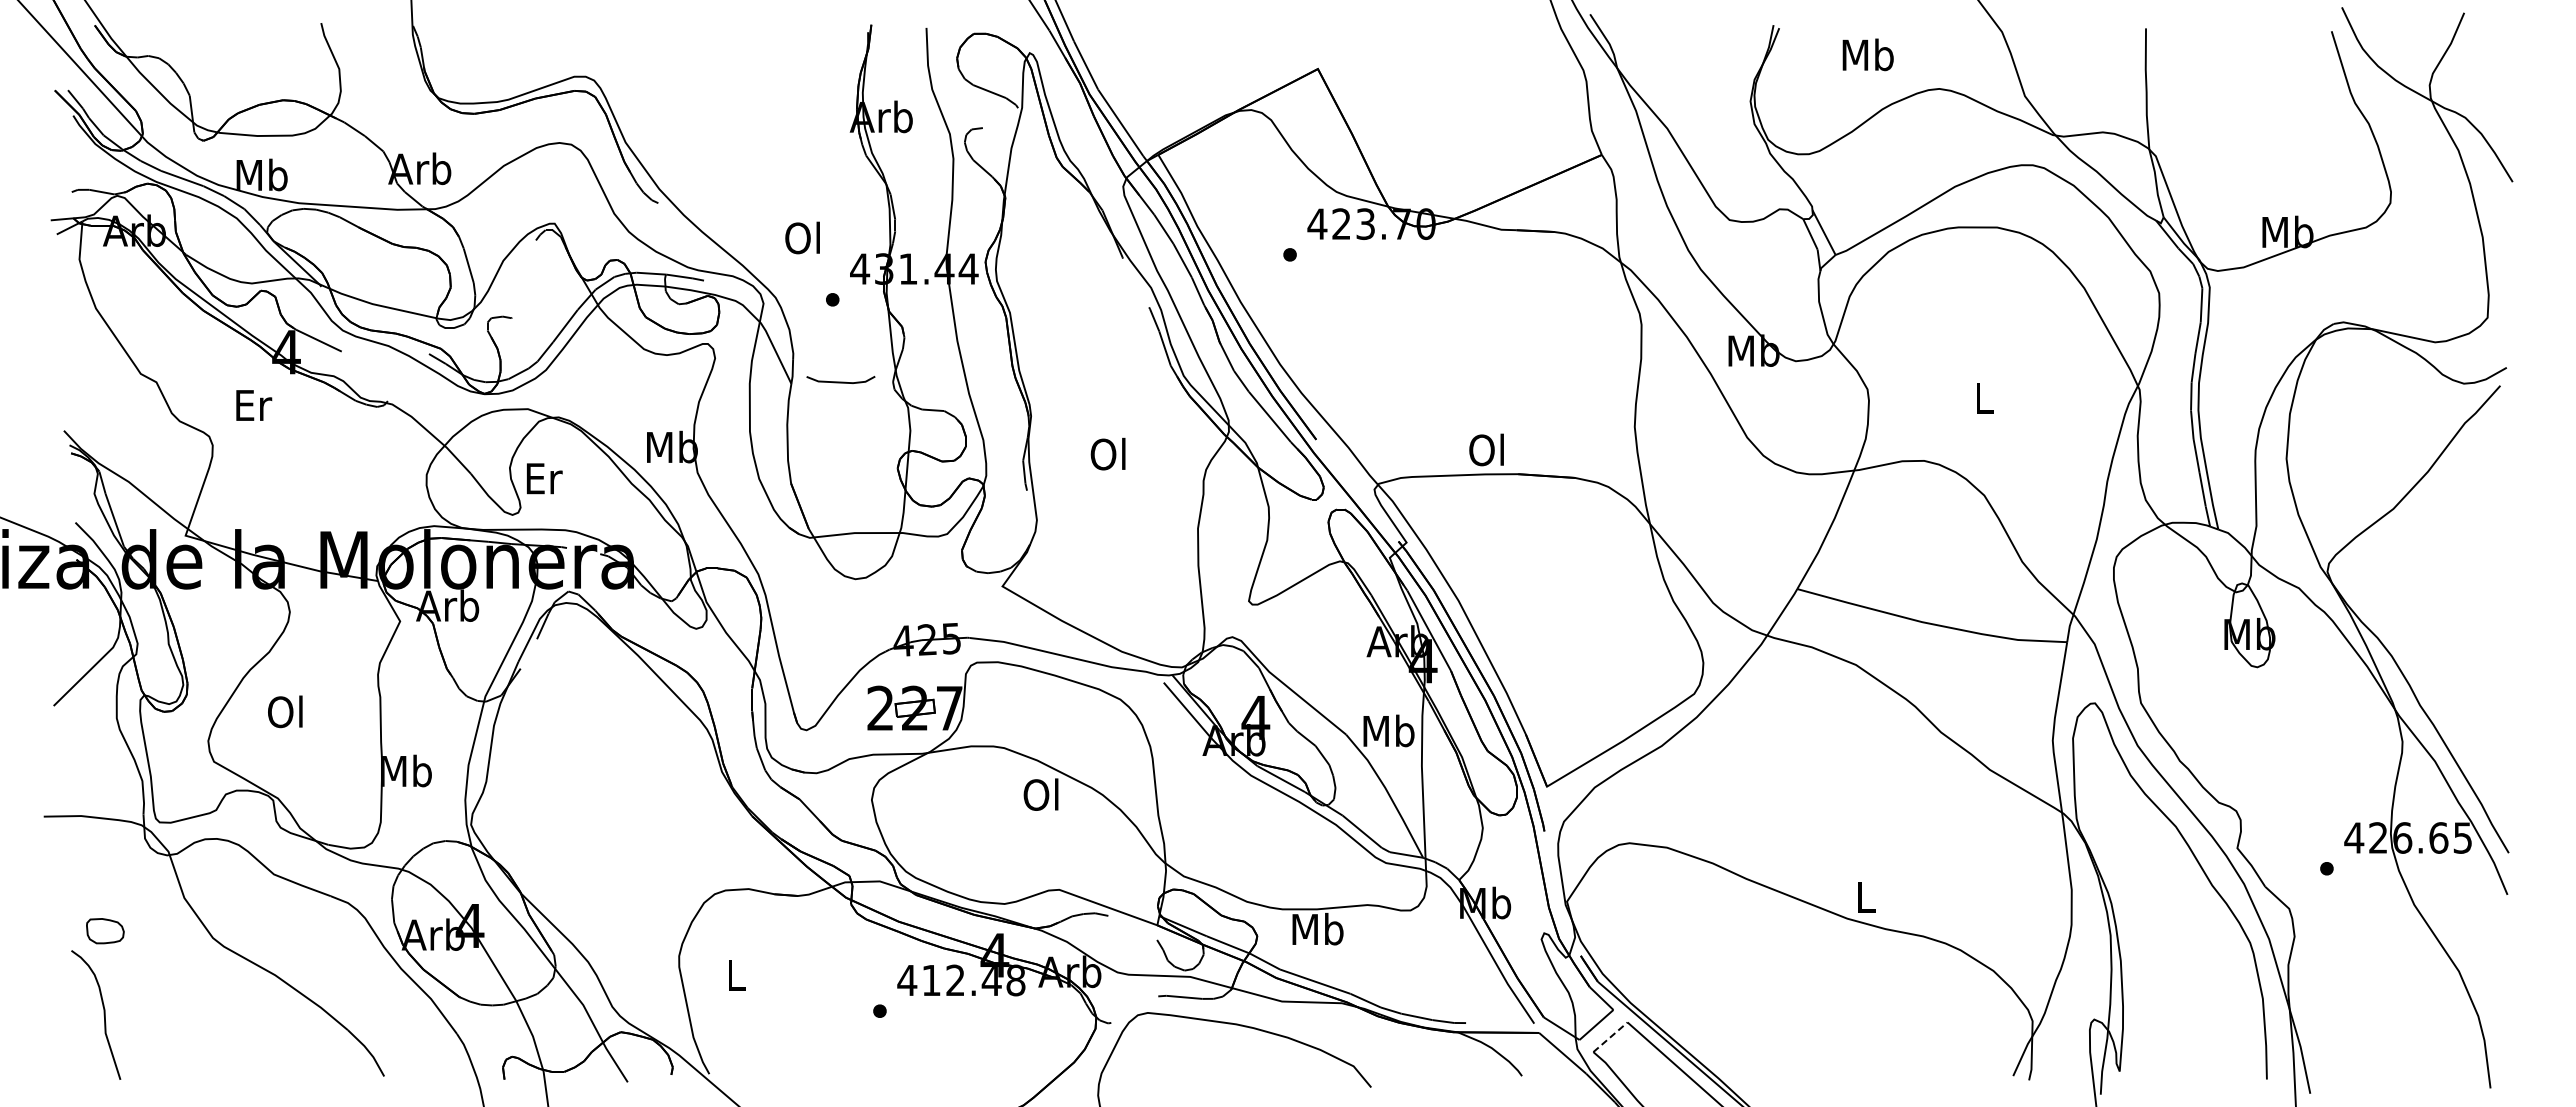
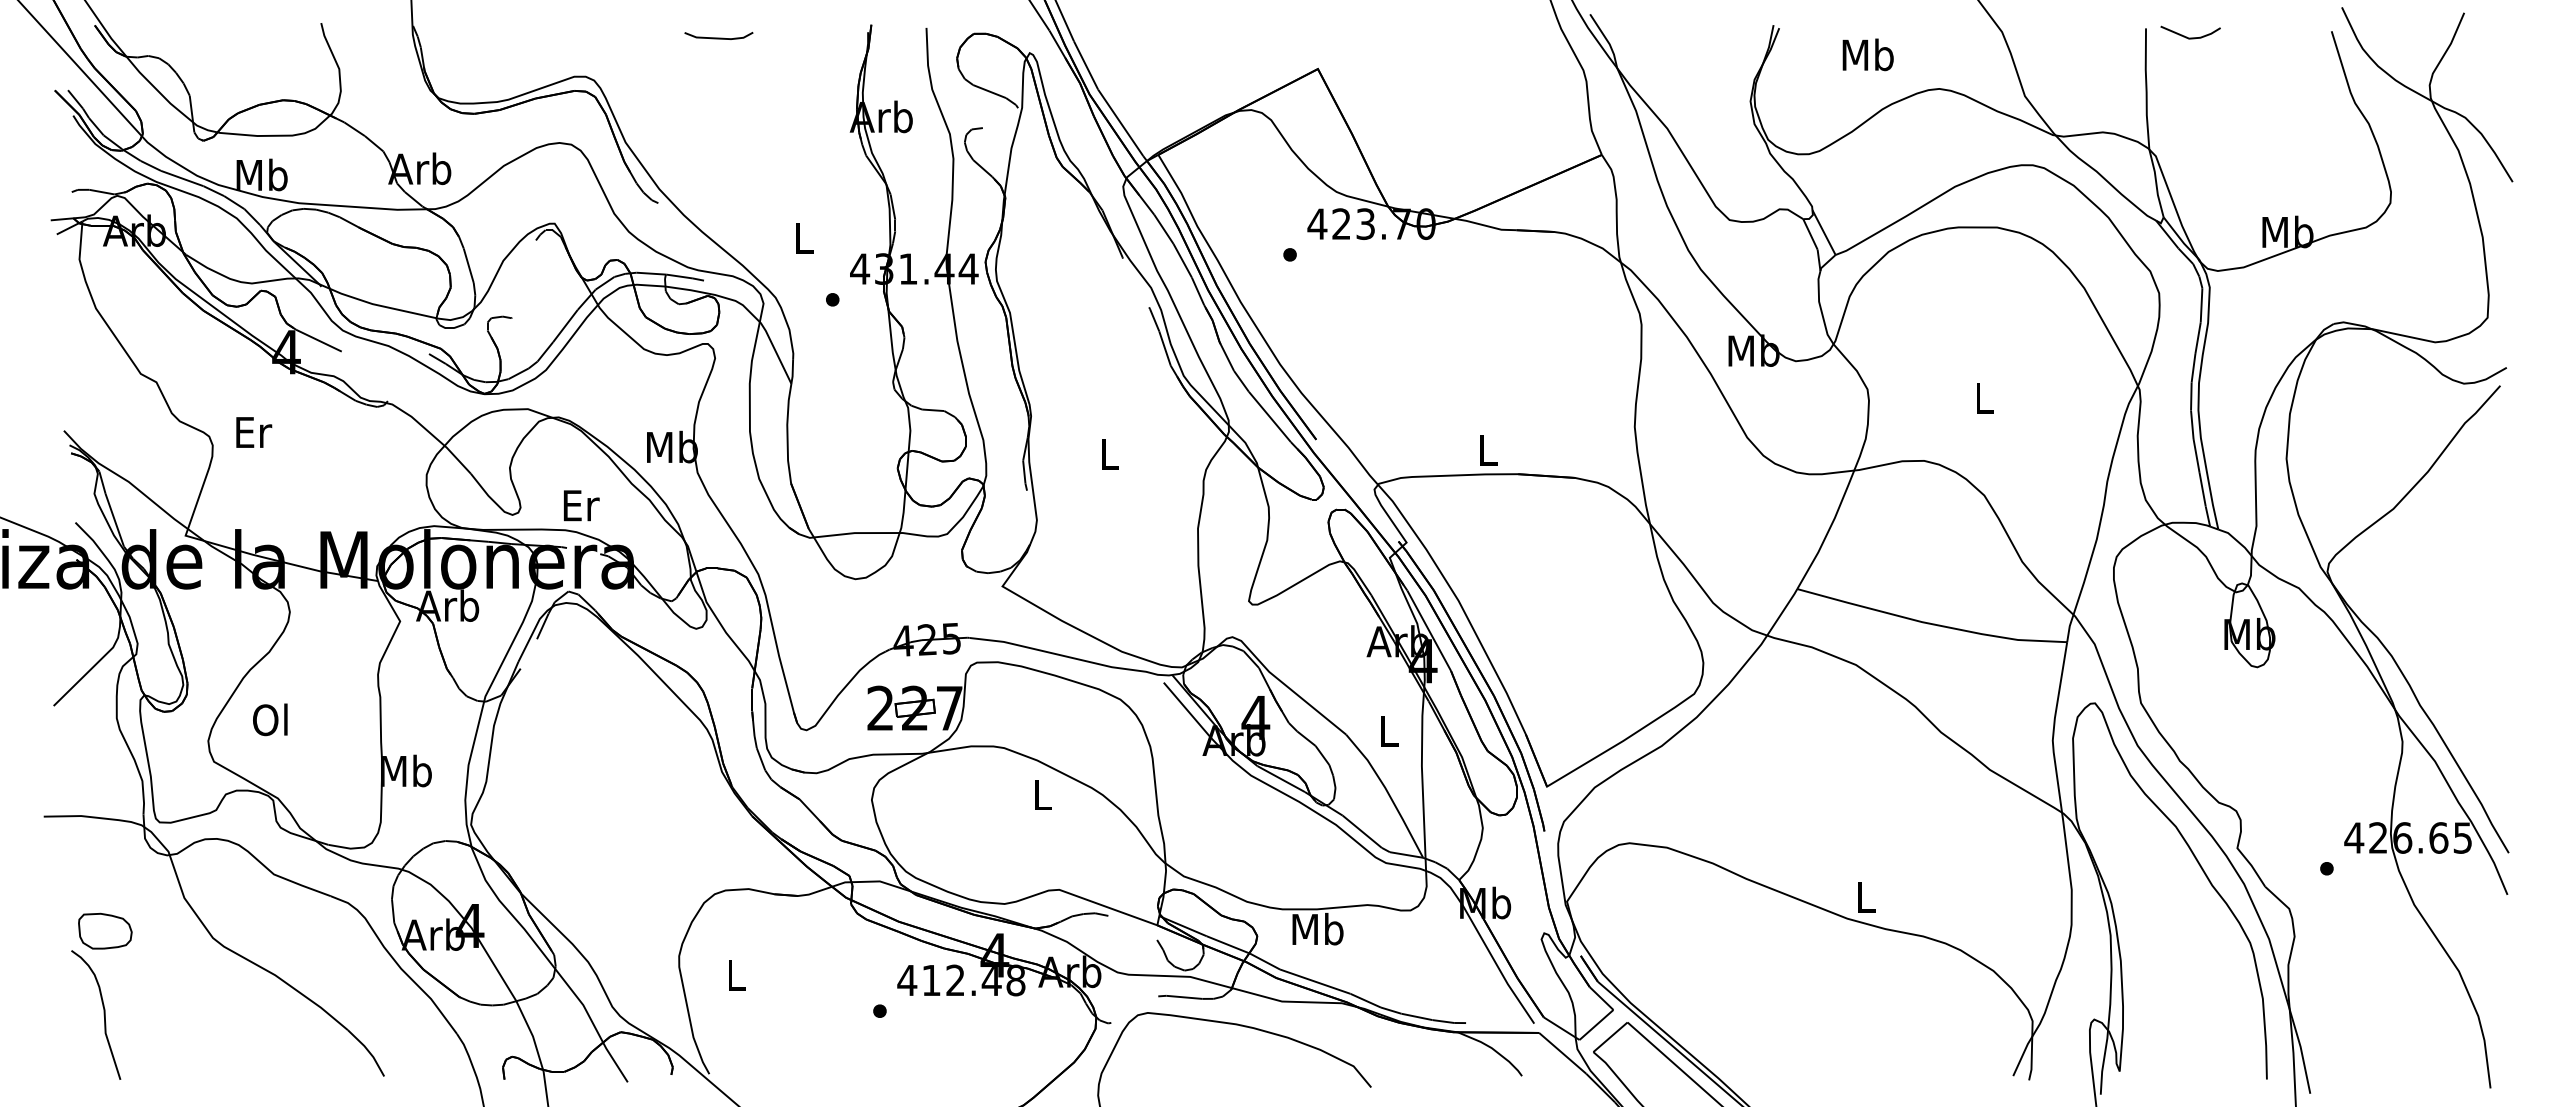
line: none -> present (2190, 37)
text: Ol -> L (802, 237)
line position: (840, 381) -> (718, 37) (718, 37)
text position: (254, 405) -> (254, 432) (254, 432)
text: Ol -> L (1486, 449)
text: Ol -> L (1107, 453)
text position: (544, 478) -> (581, 505) (581, 505)
text position: (285, 711) -> (270, 719) (270, 719)
text: Mb -> L (1388, 730)
text: Ol -> L (1040, 794)
part size: 39x27 px -> 55x38 px (105, 930)
line: dashed -> solid (1610, 1037)
